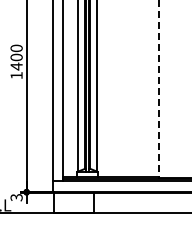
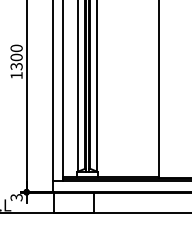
text: 1400 -> 1300 (16, 66)
line: dashed -> solid (158, 89)
